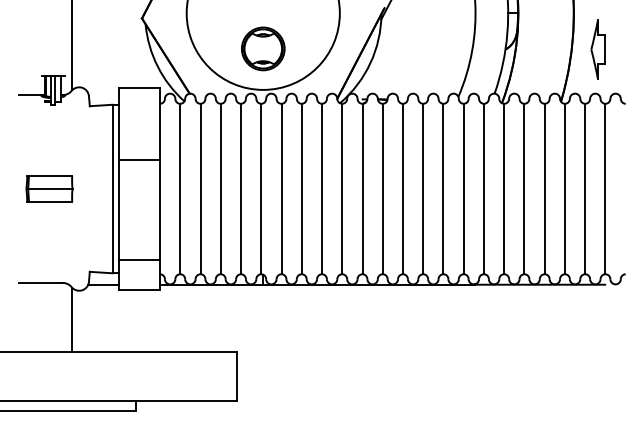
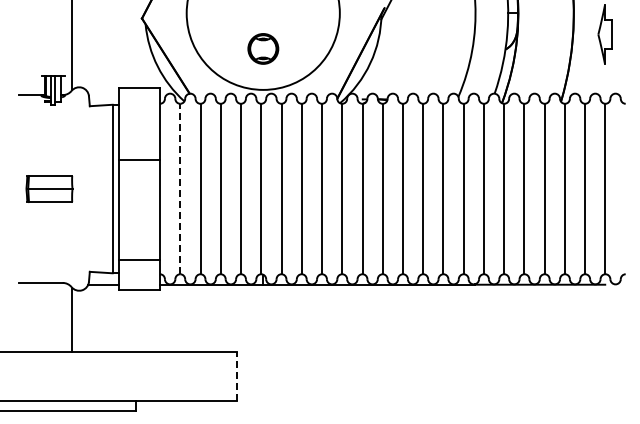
part size: 45x46 px -> 33x32 px (263, 48)
part position: (597, 49) -> (604, 34) (604, 34)
line: solid -> dashed (180, 188)
line: solid -> dashed (237, 376)
